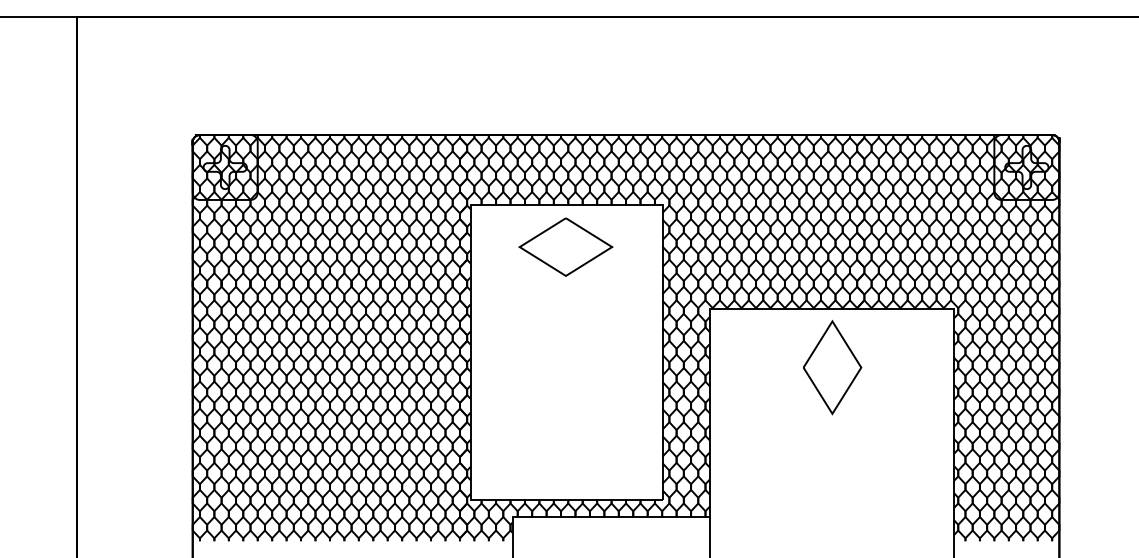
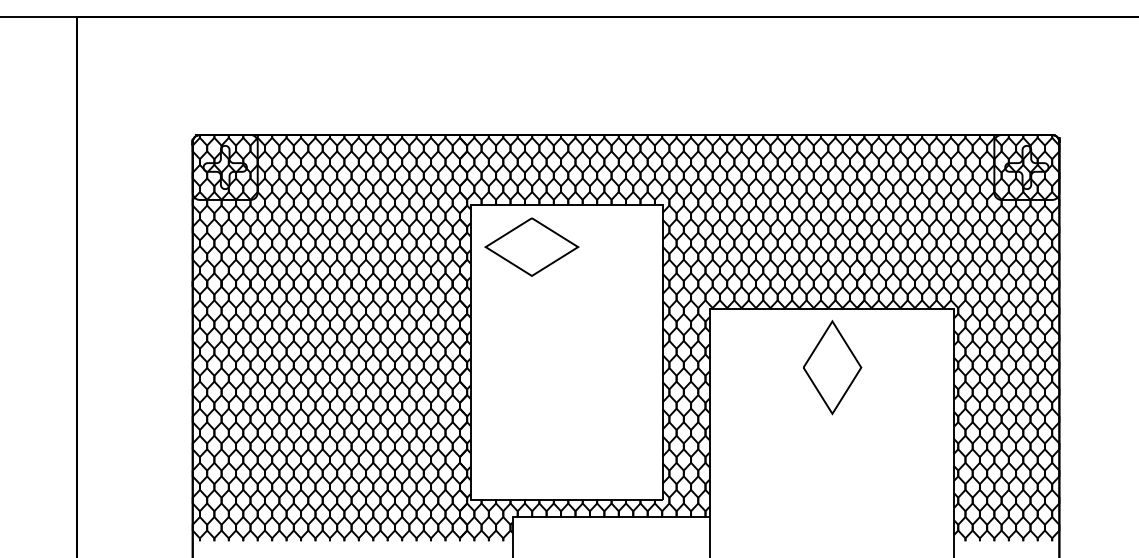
part position: (565, 246) -> (531, 246) (531, 246)
